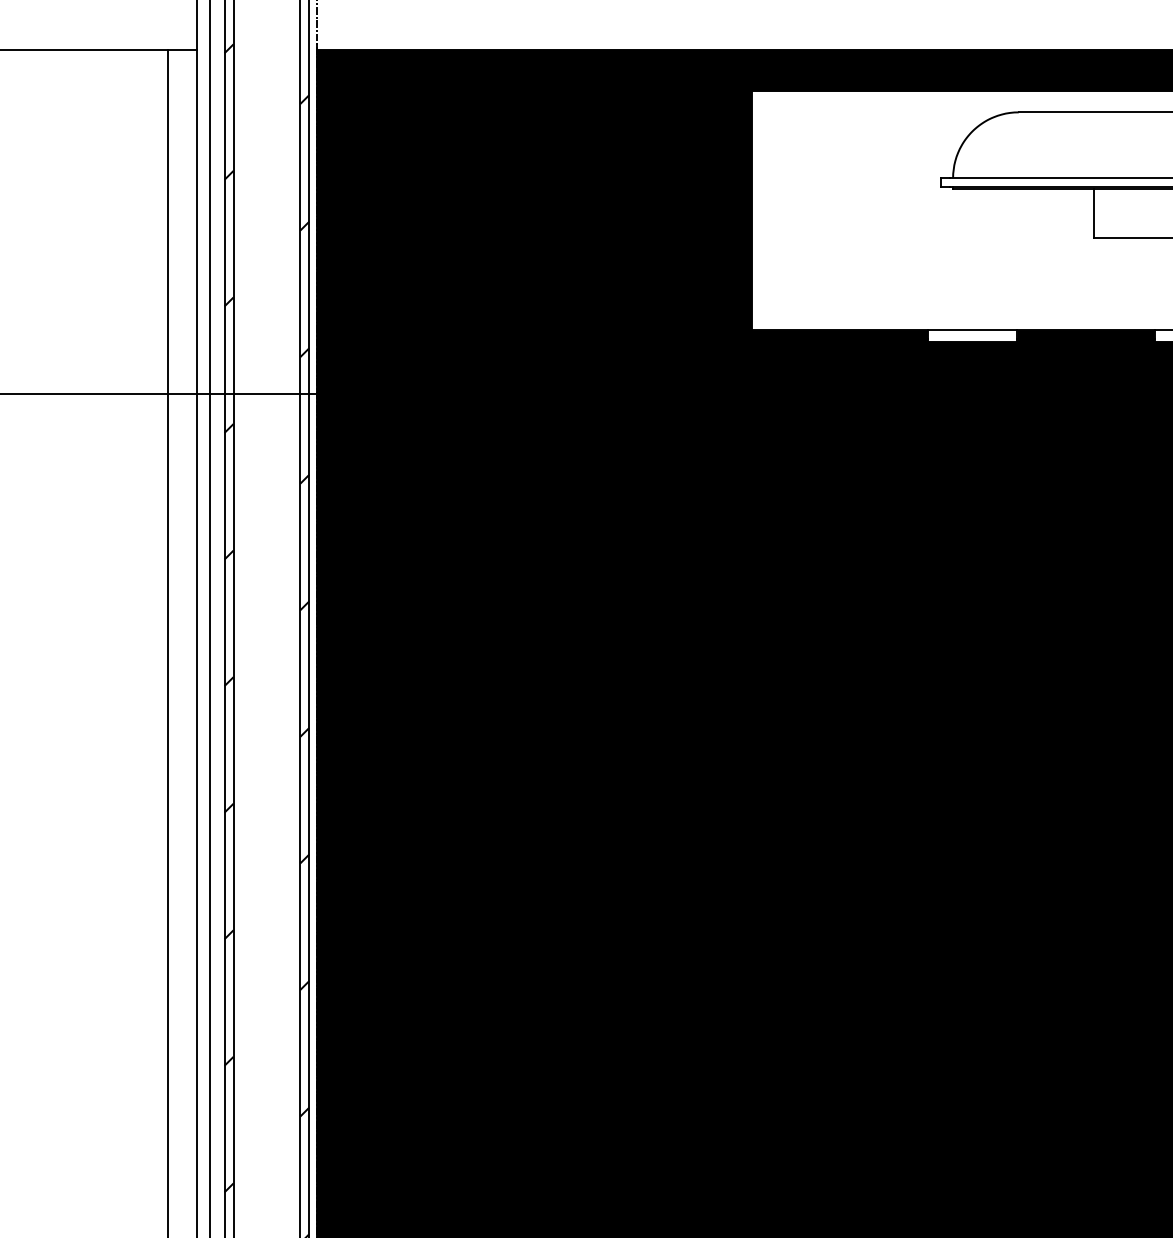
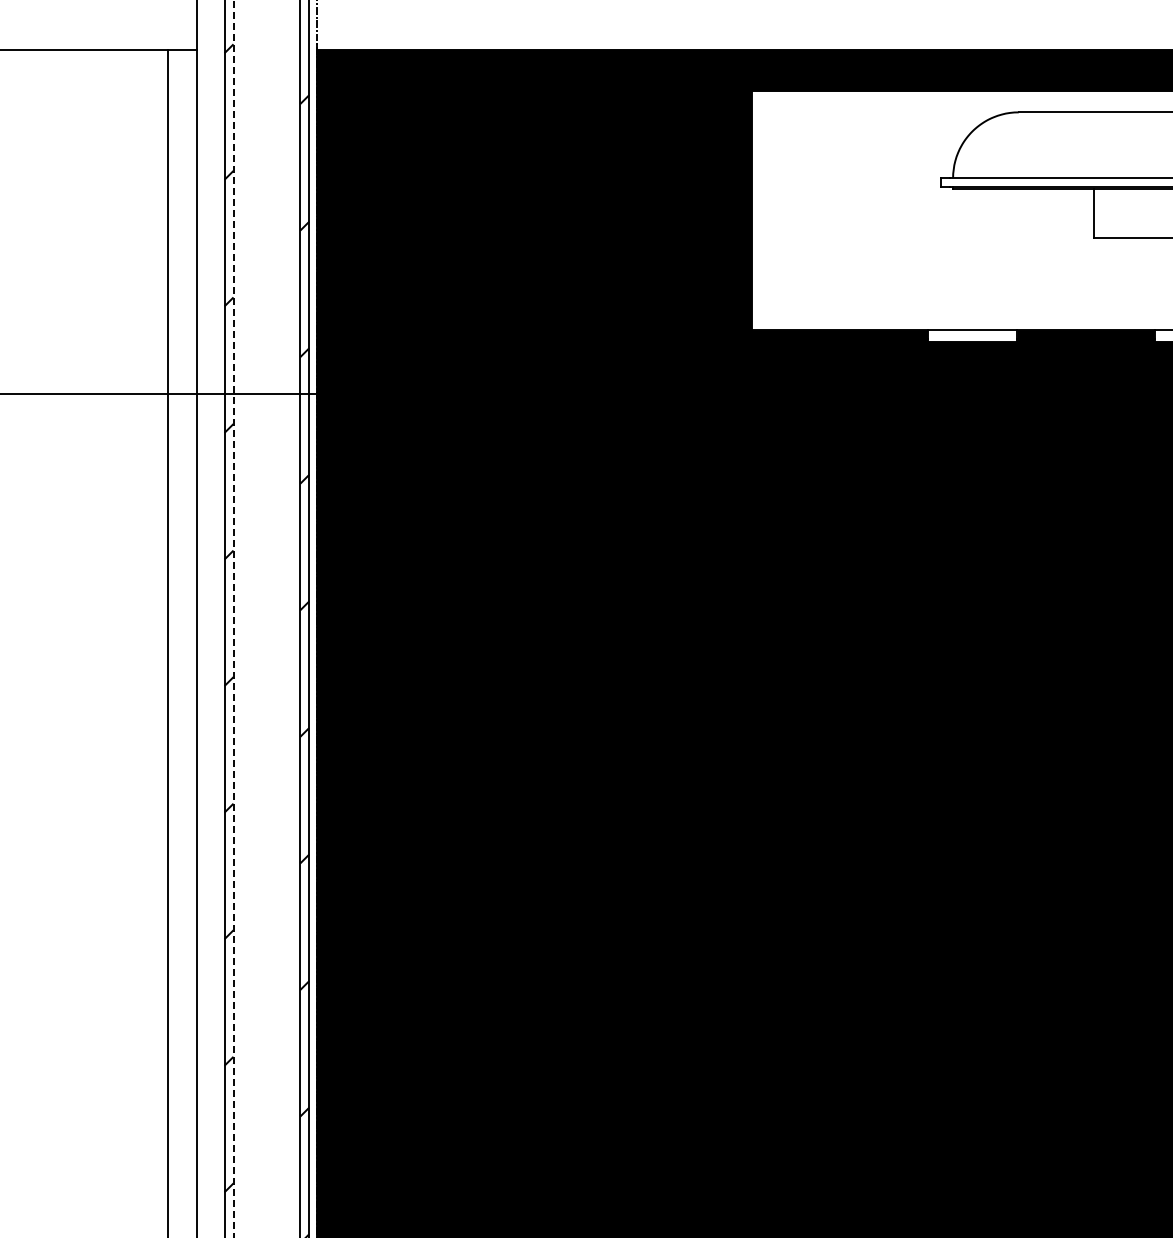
line: present -> none (209, 618)
line: solid -> dashed (233, 618)
